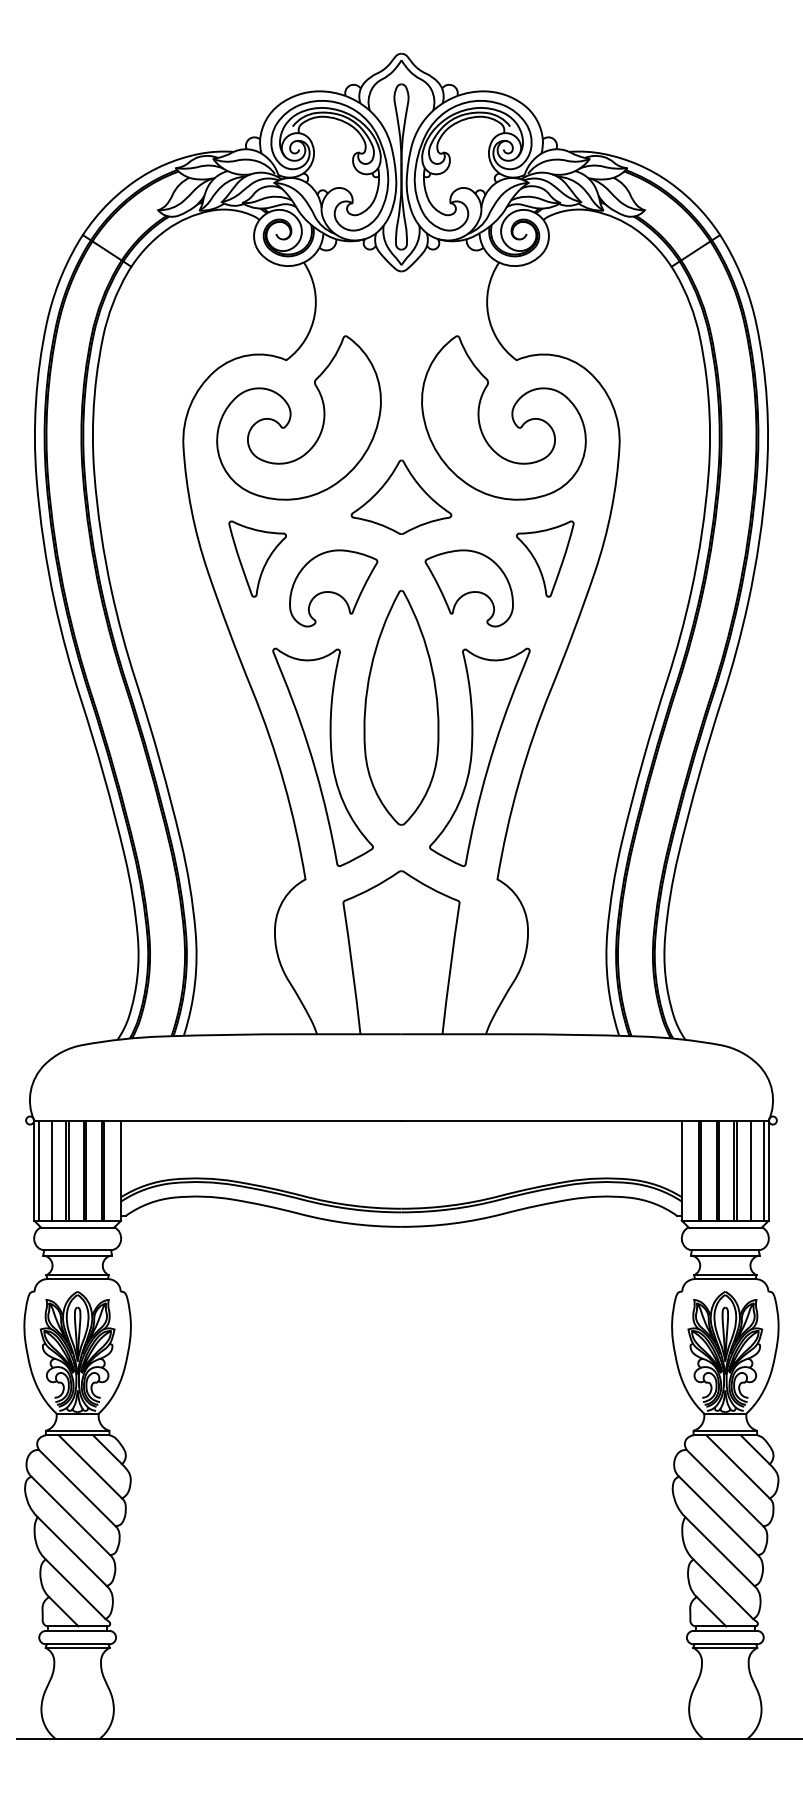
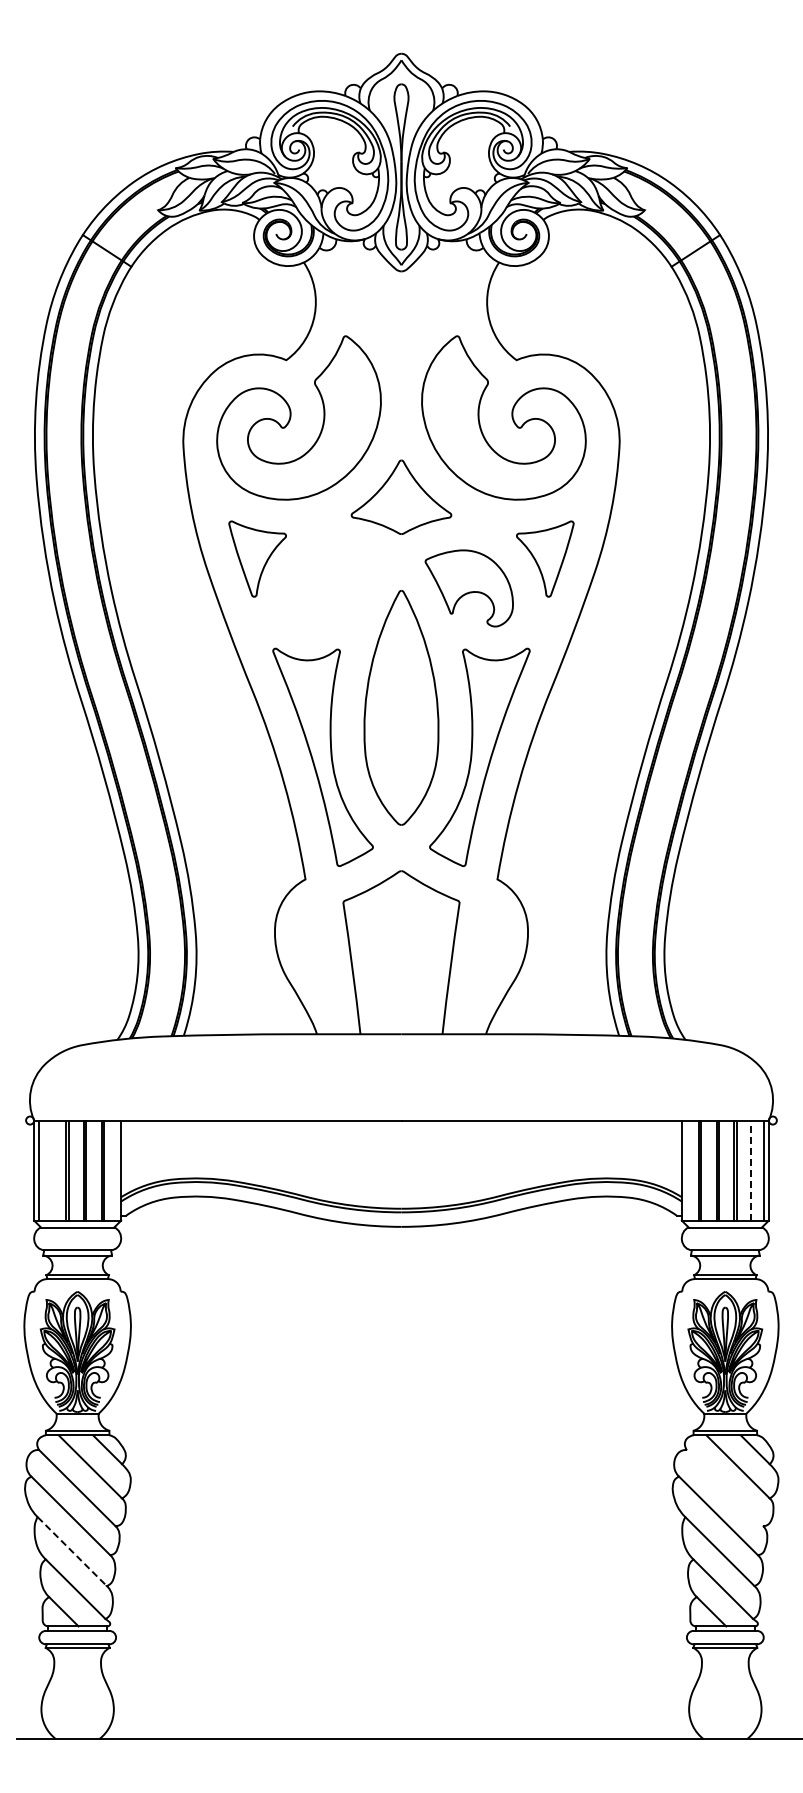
part: present -> none (333, 588)
line: present -> none (51, 1170)
line: solid -> dashed (751, 1170)
line: present -> none (724, 1488)
line: solid -> dashed (72, 1551)
